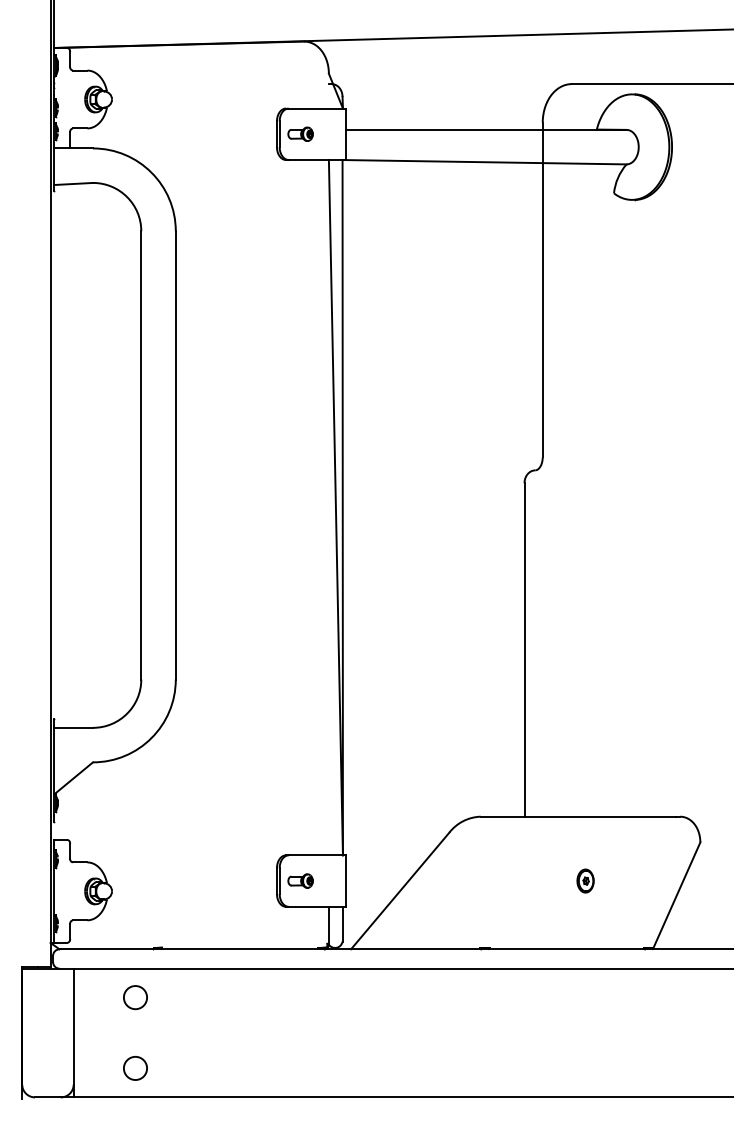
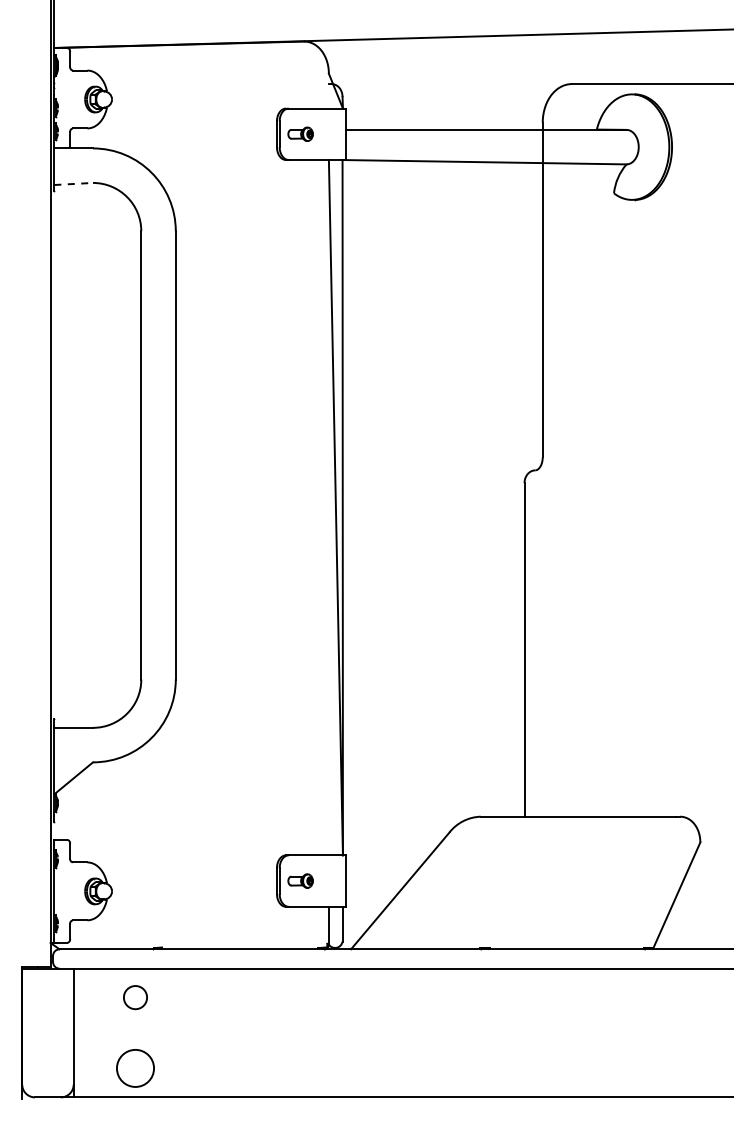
line: solid -> dashed (74, 183)
part: present -> none (585, 880)
circle diameter: 23 px -> 37 px (135, 1067)
